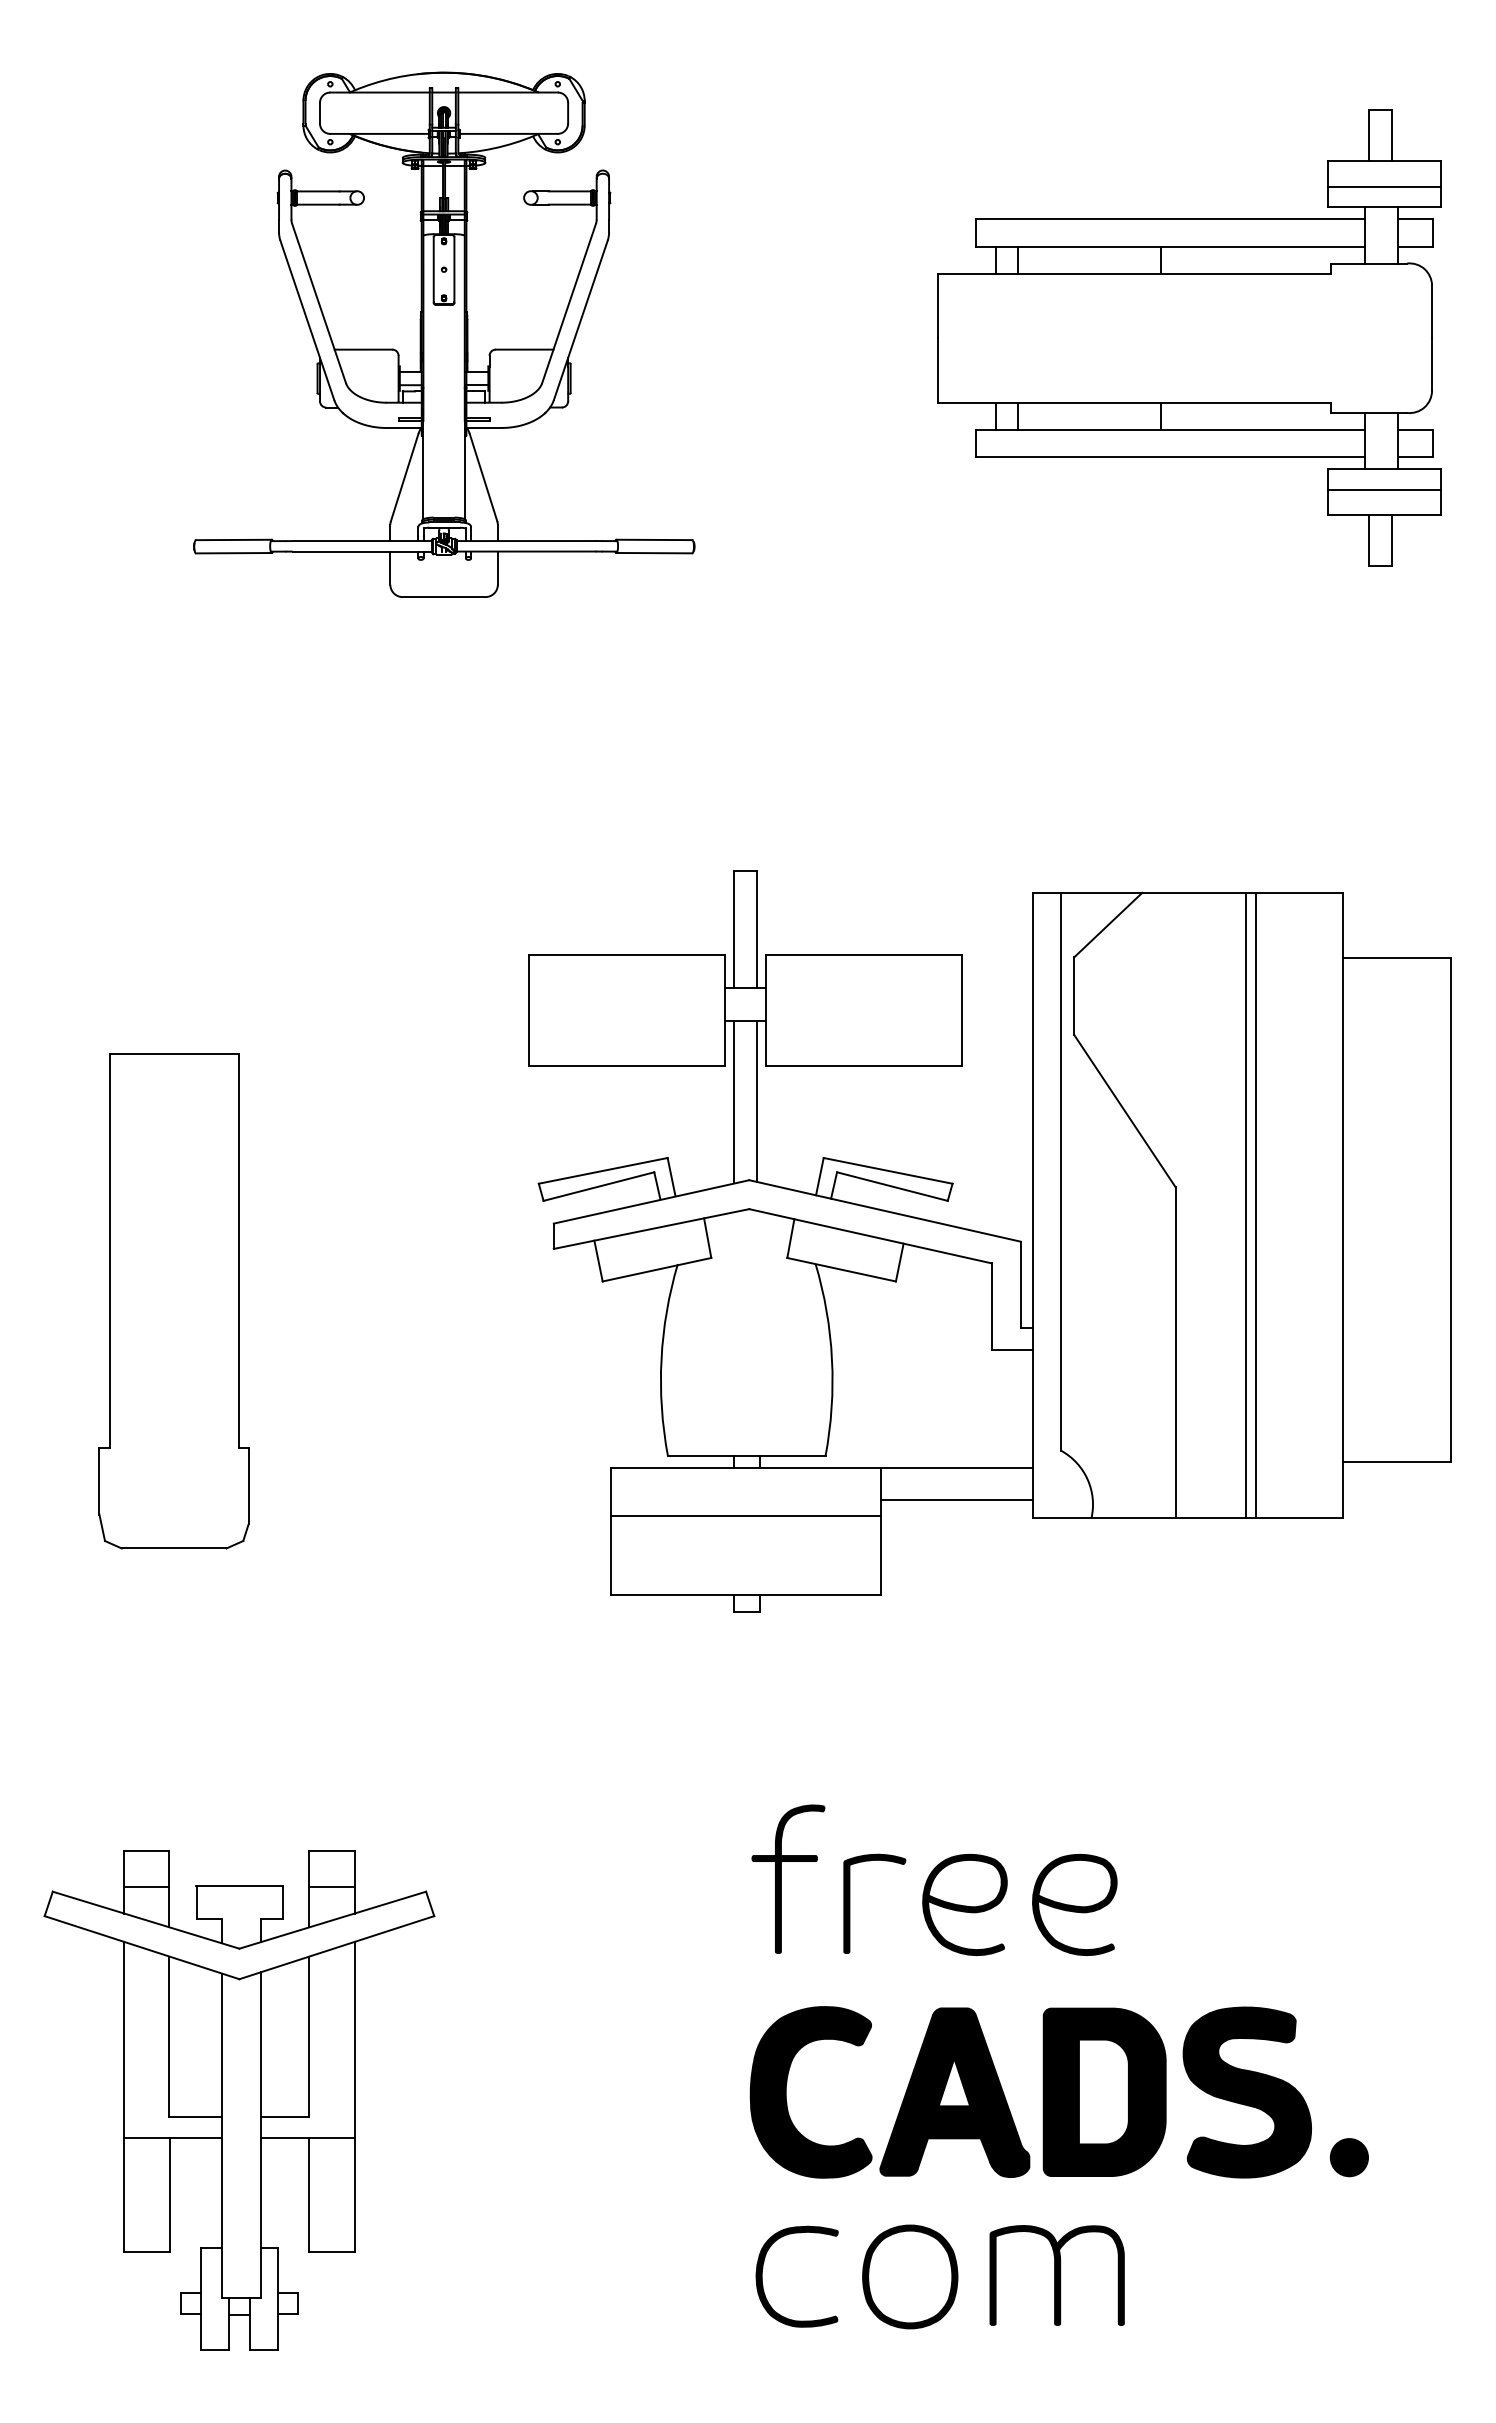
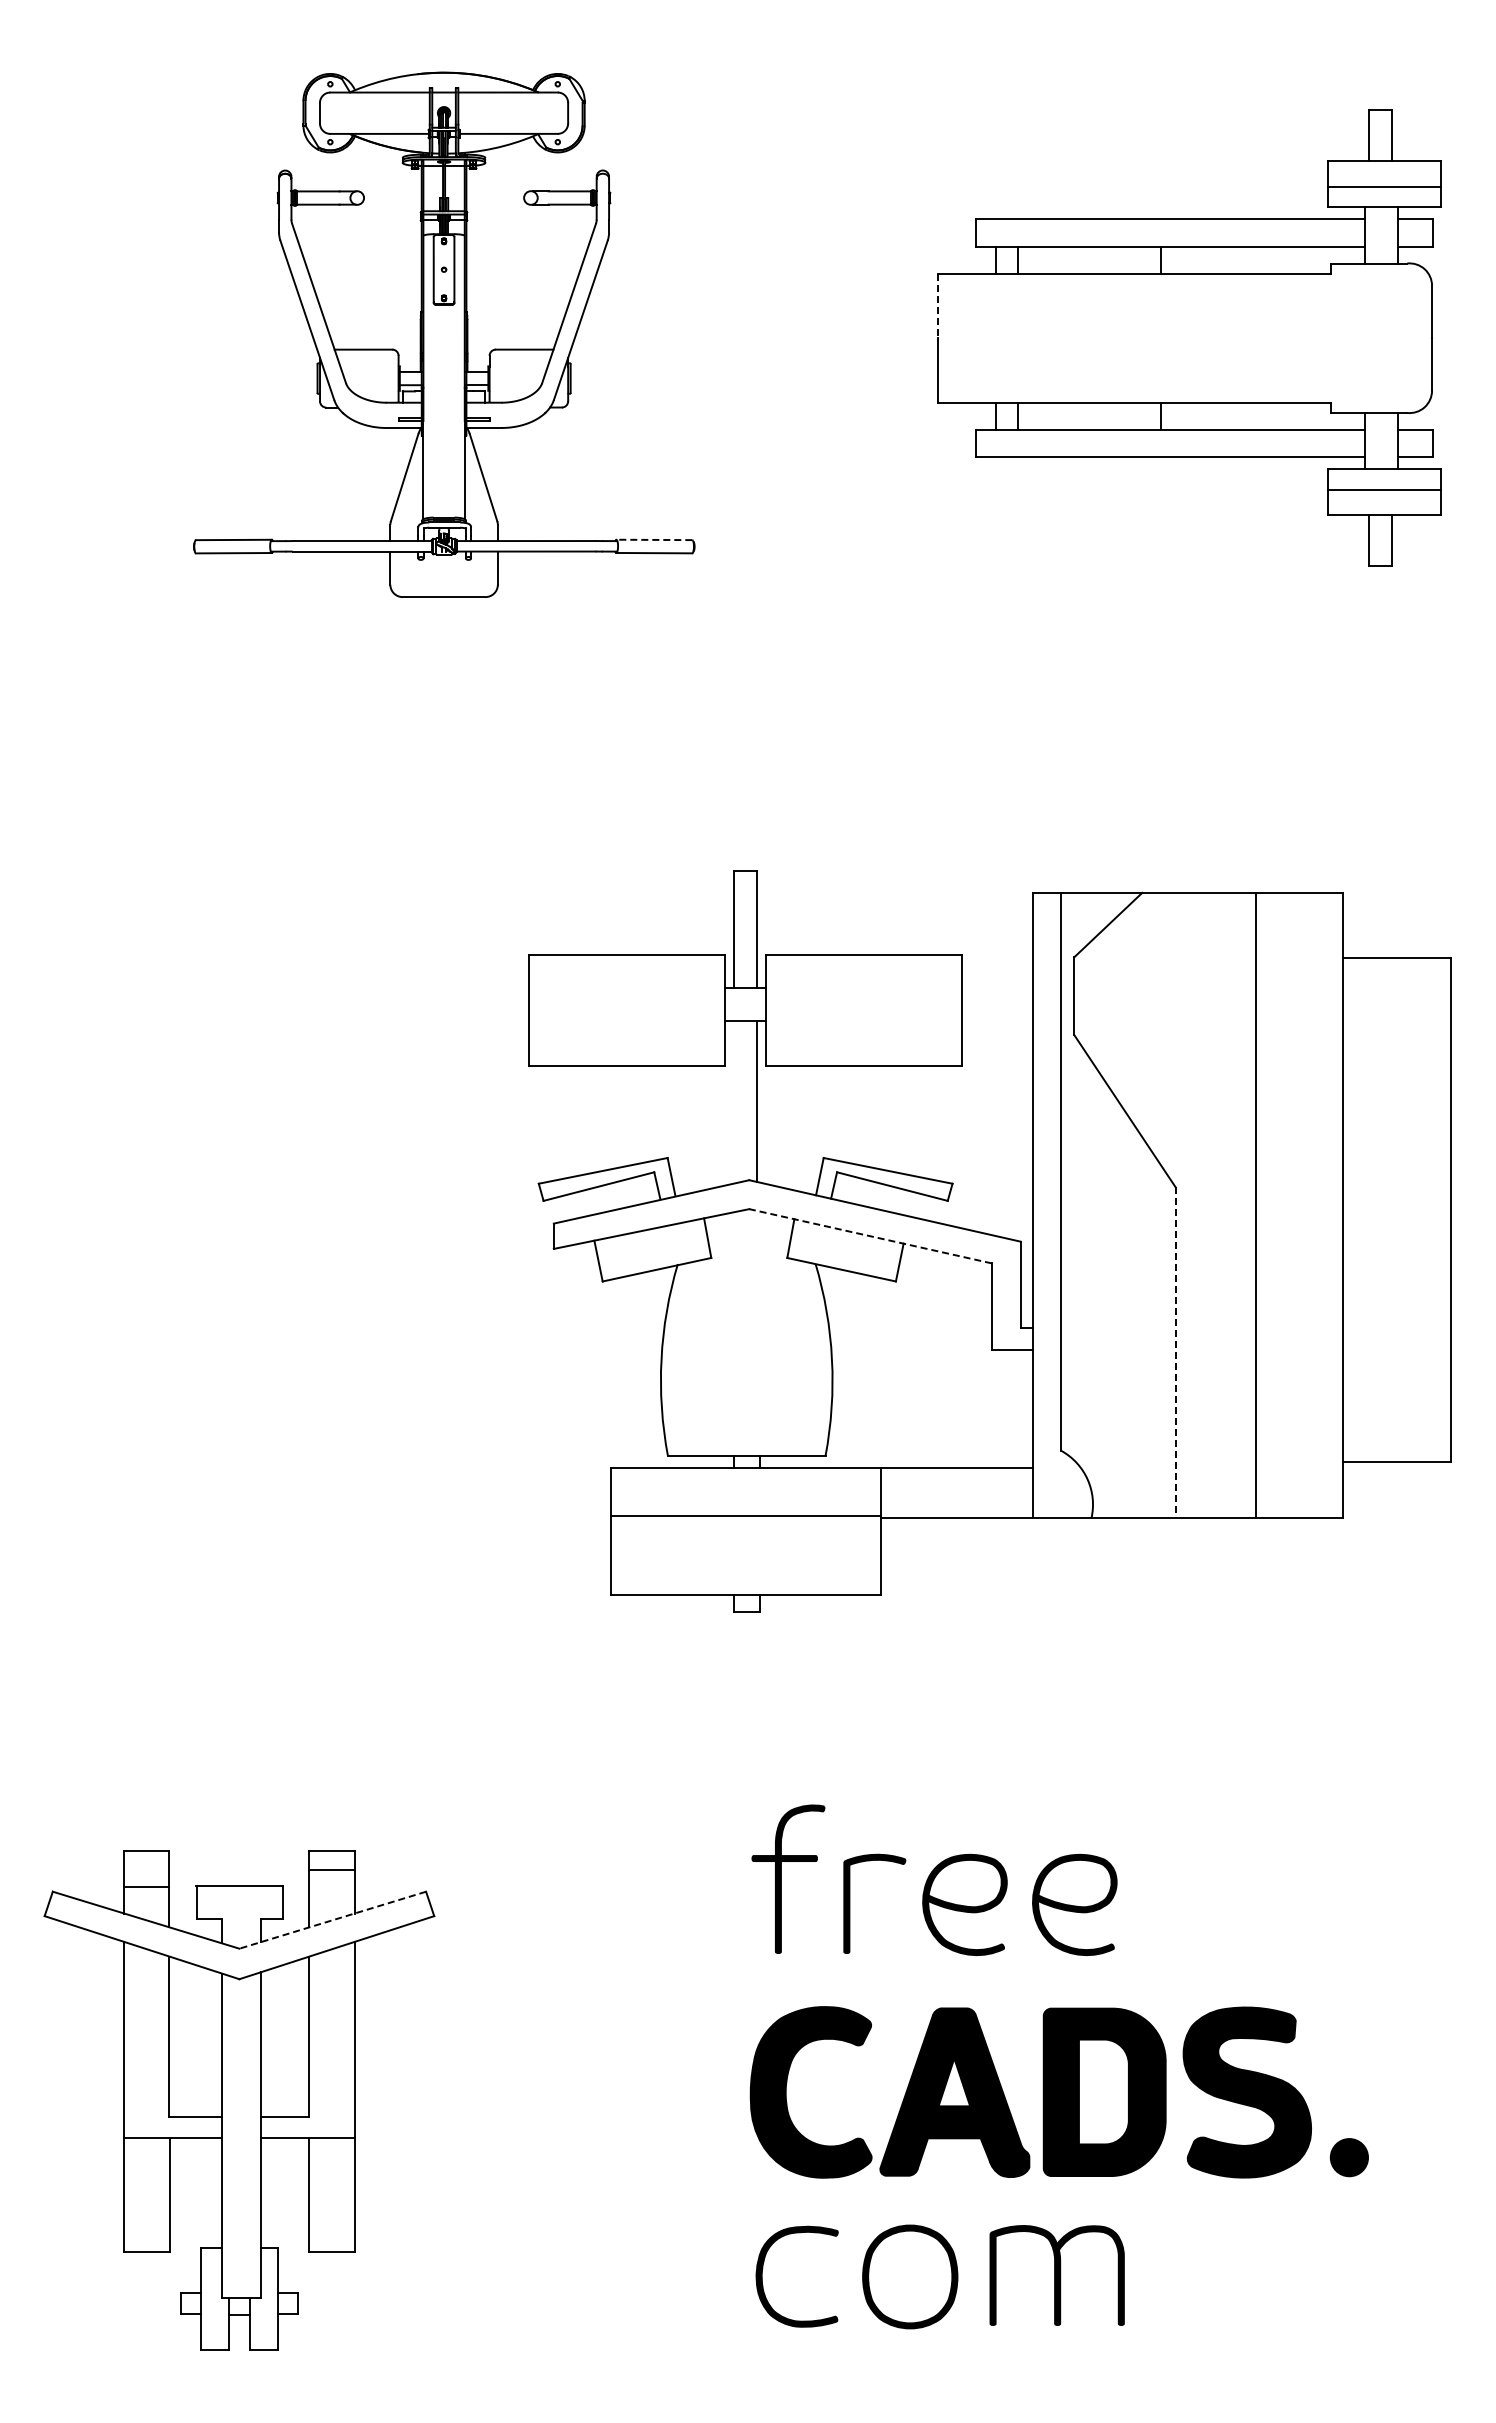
line: solid -> dashed (937, 306)
line: solid -> dashed (654, 539)
line: present -> none (734, 1101)
line: present -> none (1246, 1205)
line: solid -> dashed (870, 1236)
part: present -> none (173, 1301)
line: solid -> dashed (1175, 1352)
line position: (956, 1500) -> (956, 1518) (956, 1518)
line position: (331, 1887) -> (331, 1870) (331, 1870)
line: solid -> dashed (332, 1920)
